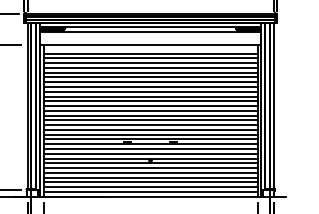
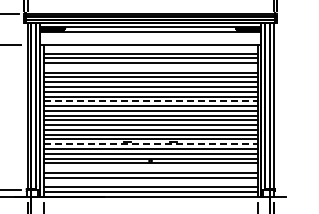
line: present -> none (150, 67)
line: solid -> dashed (150, 101)
line: solid -> dashed (150, 144)
line: present -> none (150, 168)
line: present -> none (150, 182)
